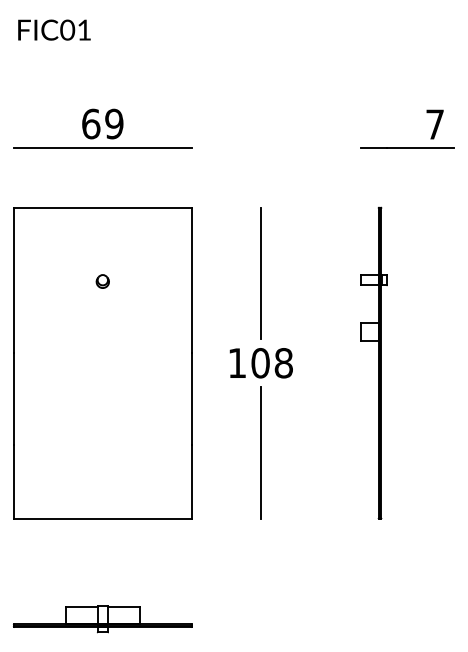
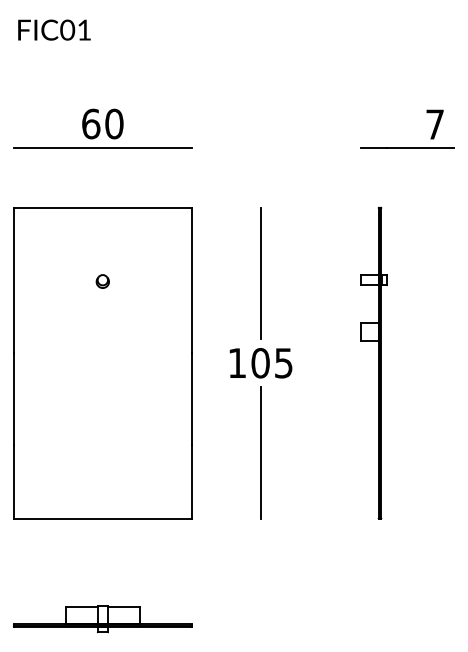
text: 69 -> 60 (114, 123)
text: 108 -> 105 (283, 363)
